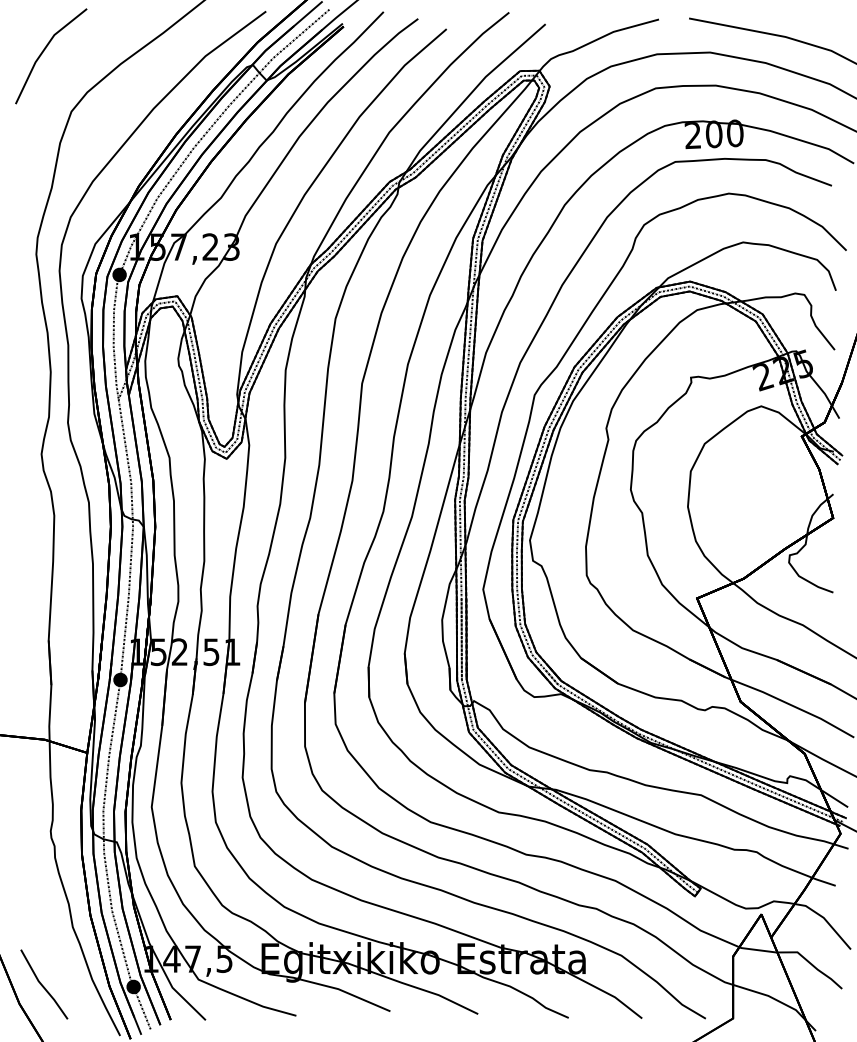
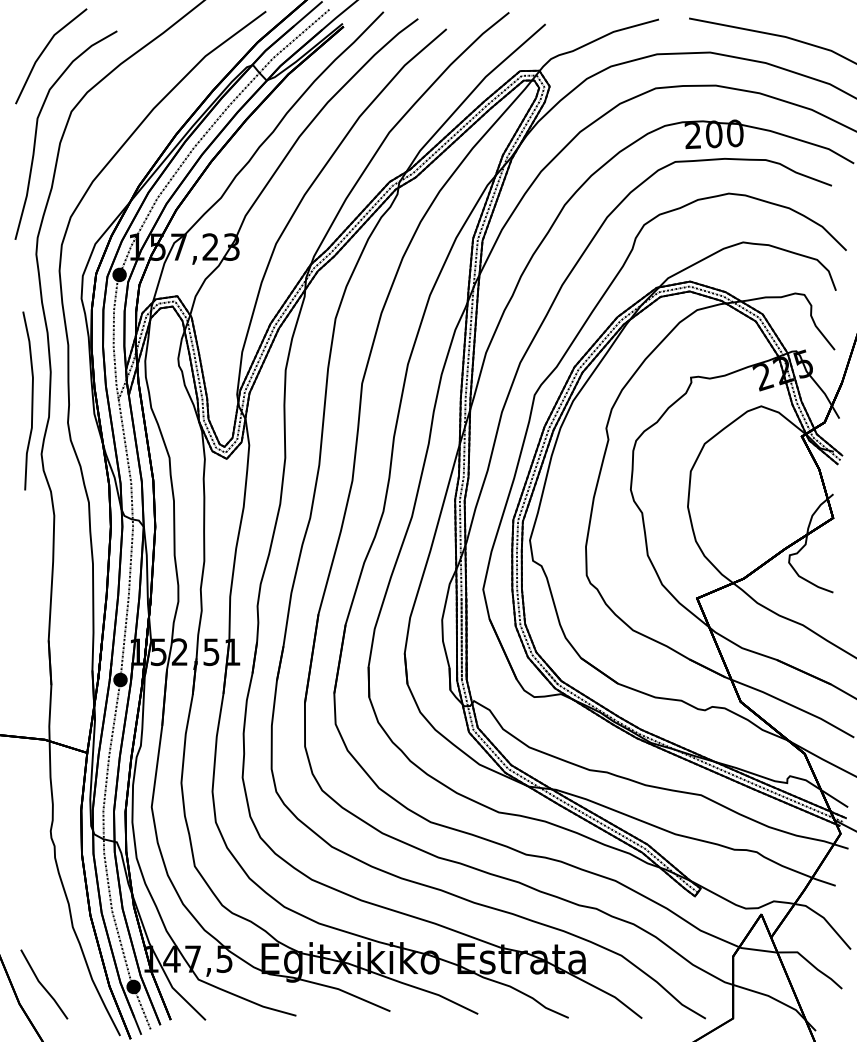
curve: none -> present (37, 130)
curve: none -> present (31, 400)
